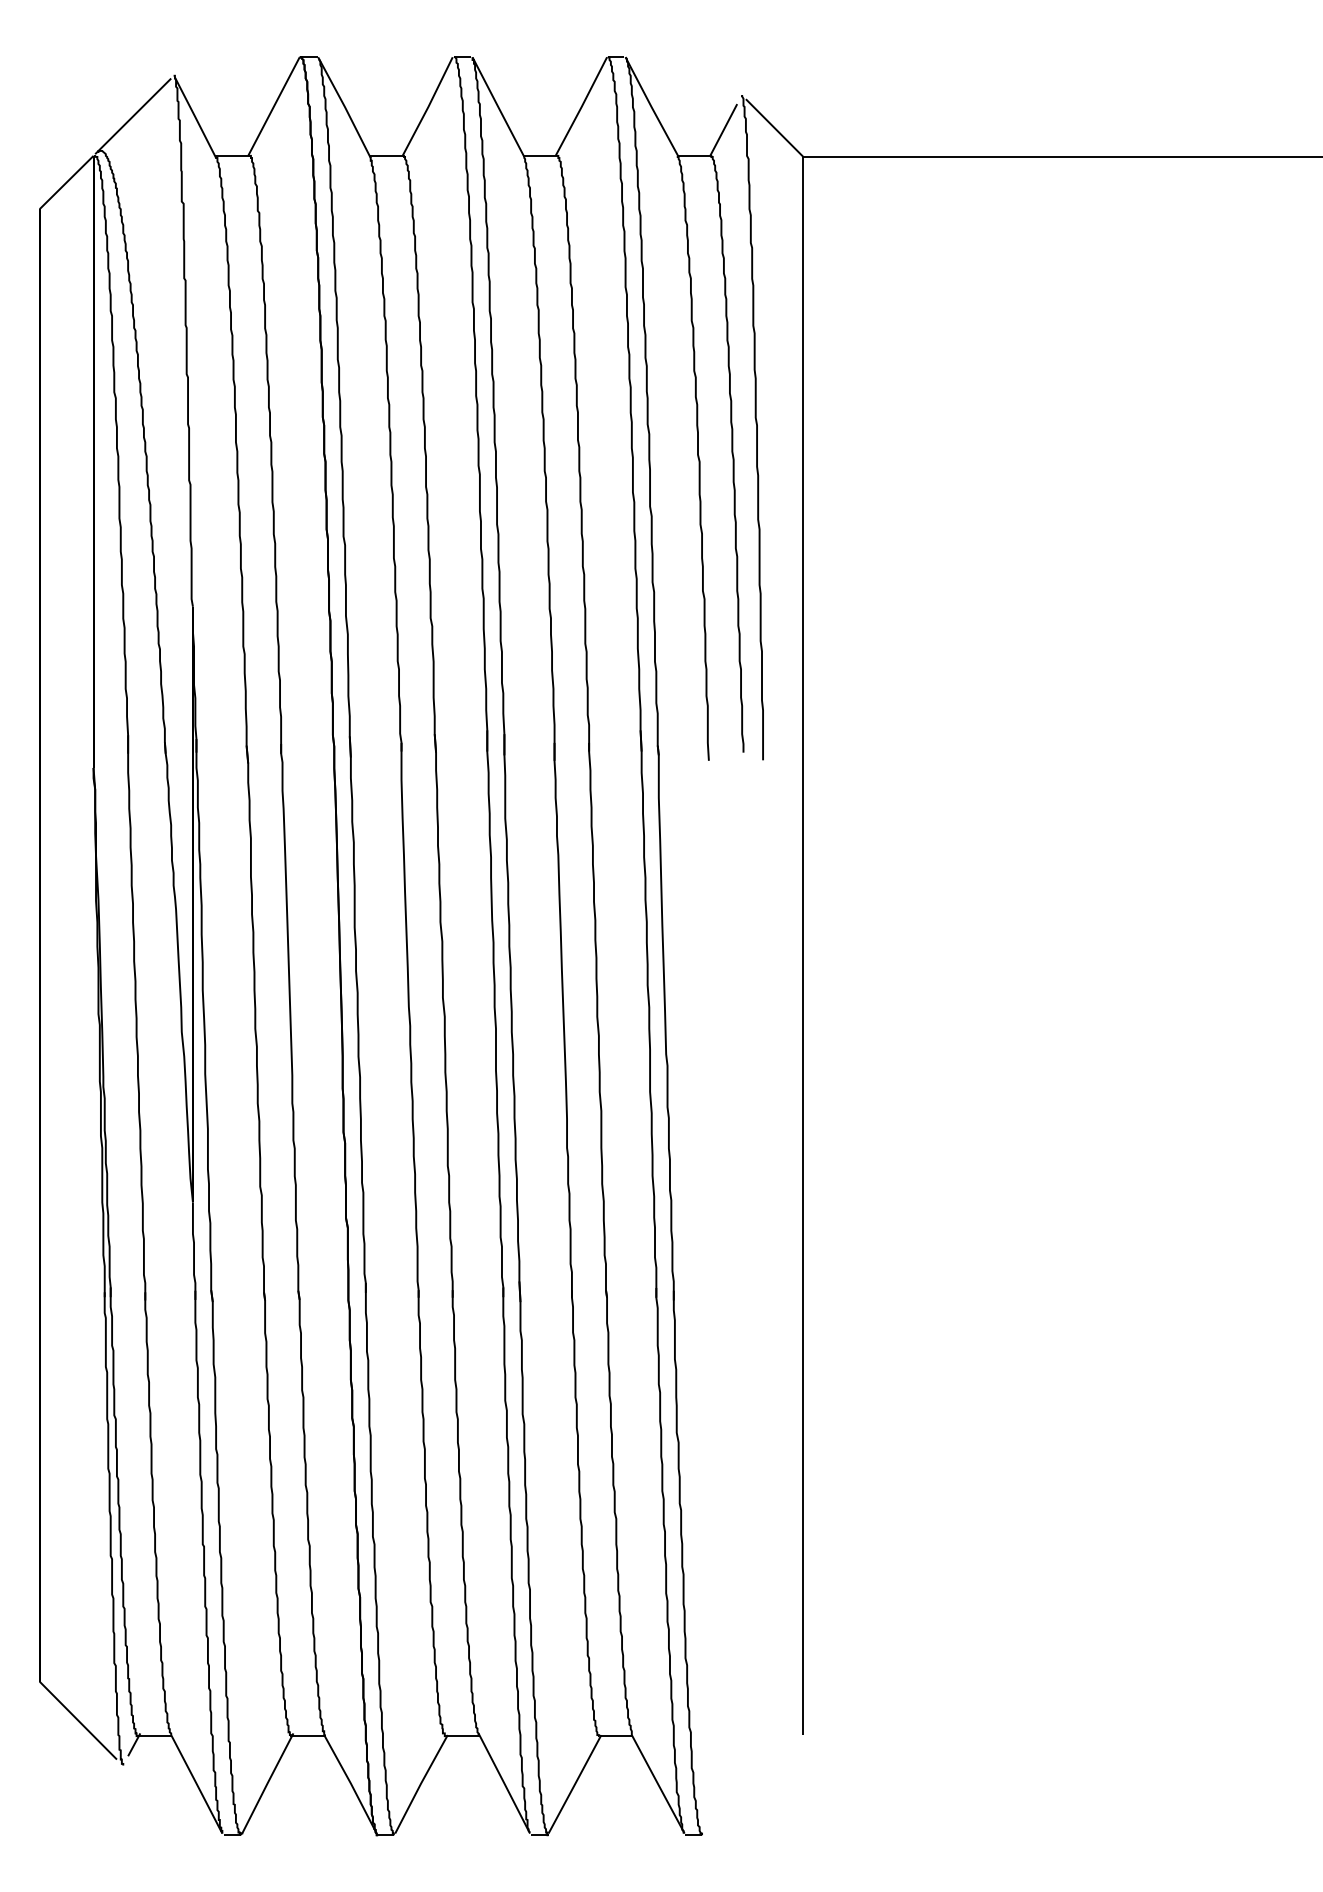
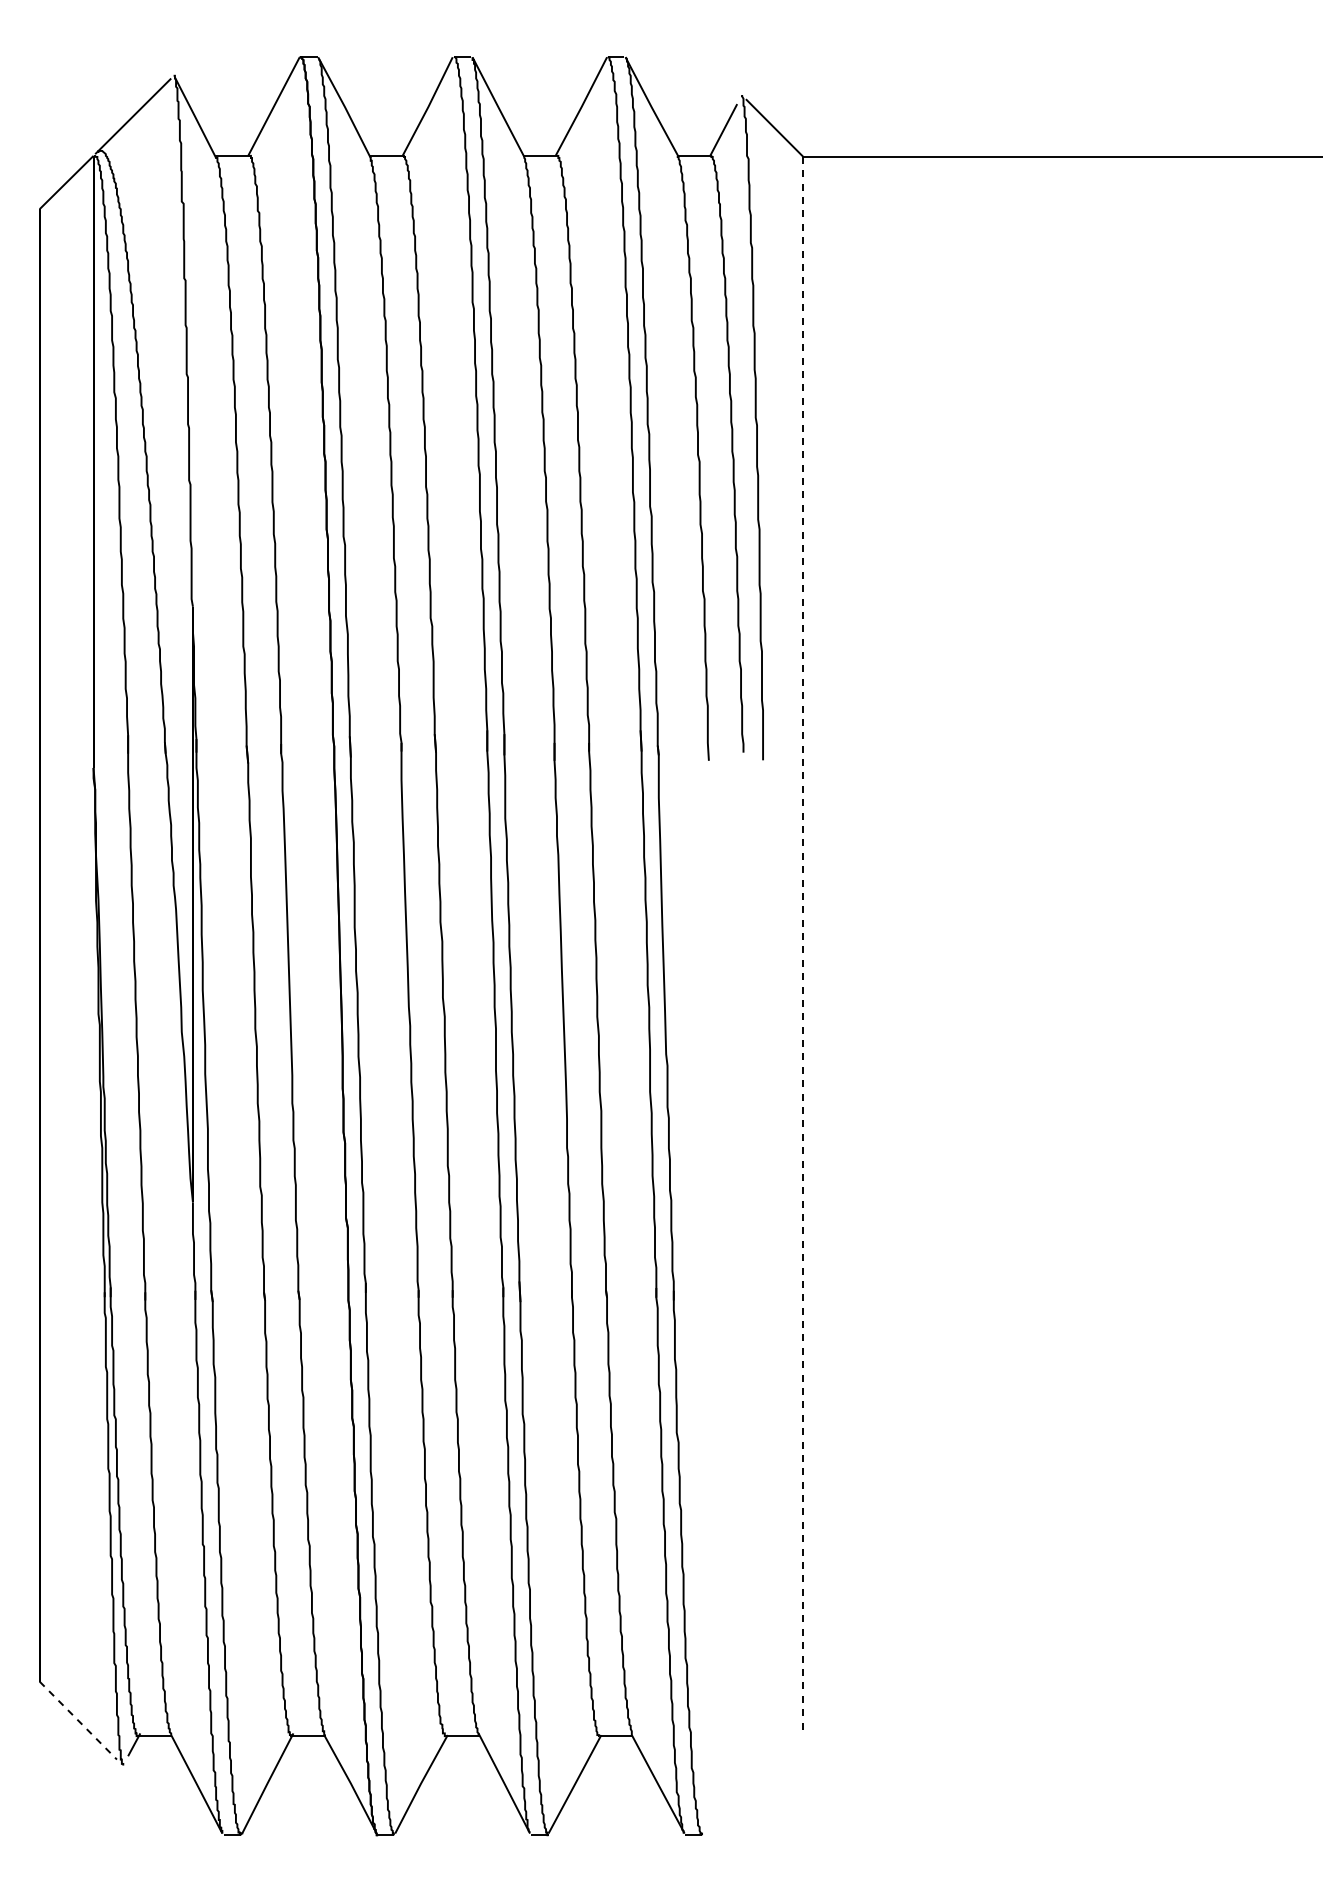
line: solid -> dashed (803, 946)
line: solid -> dashed (78, 1720)
